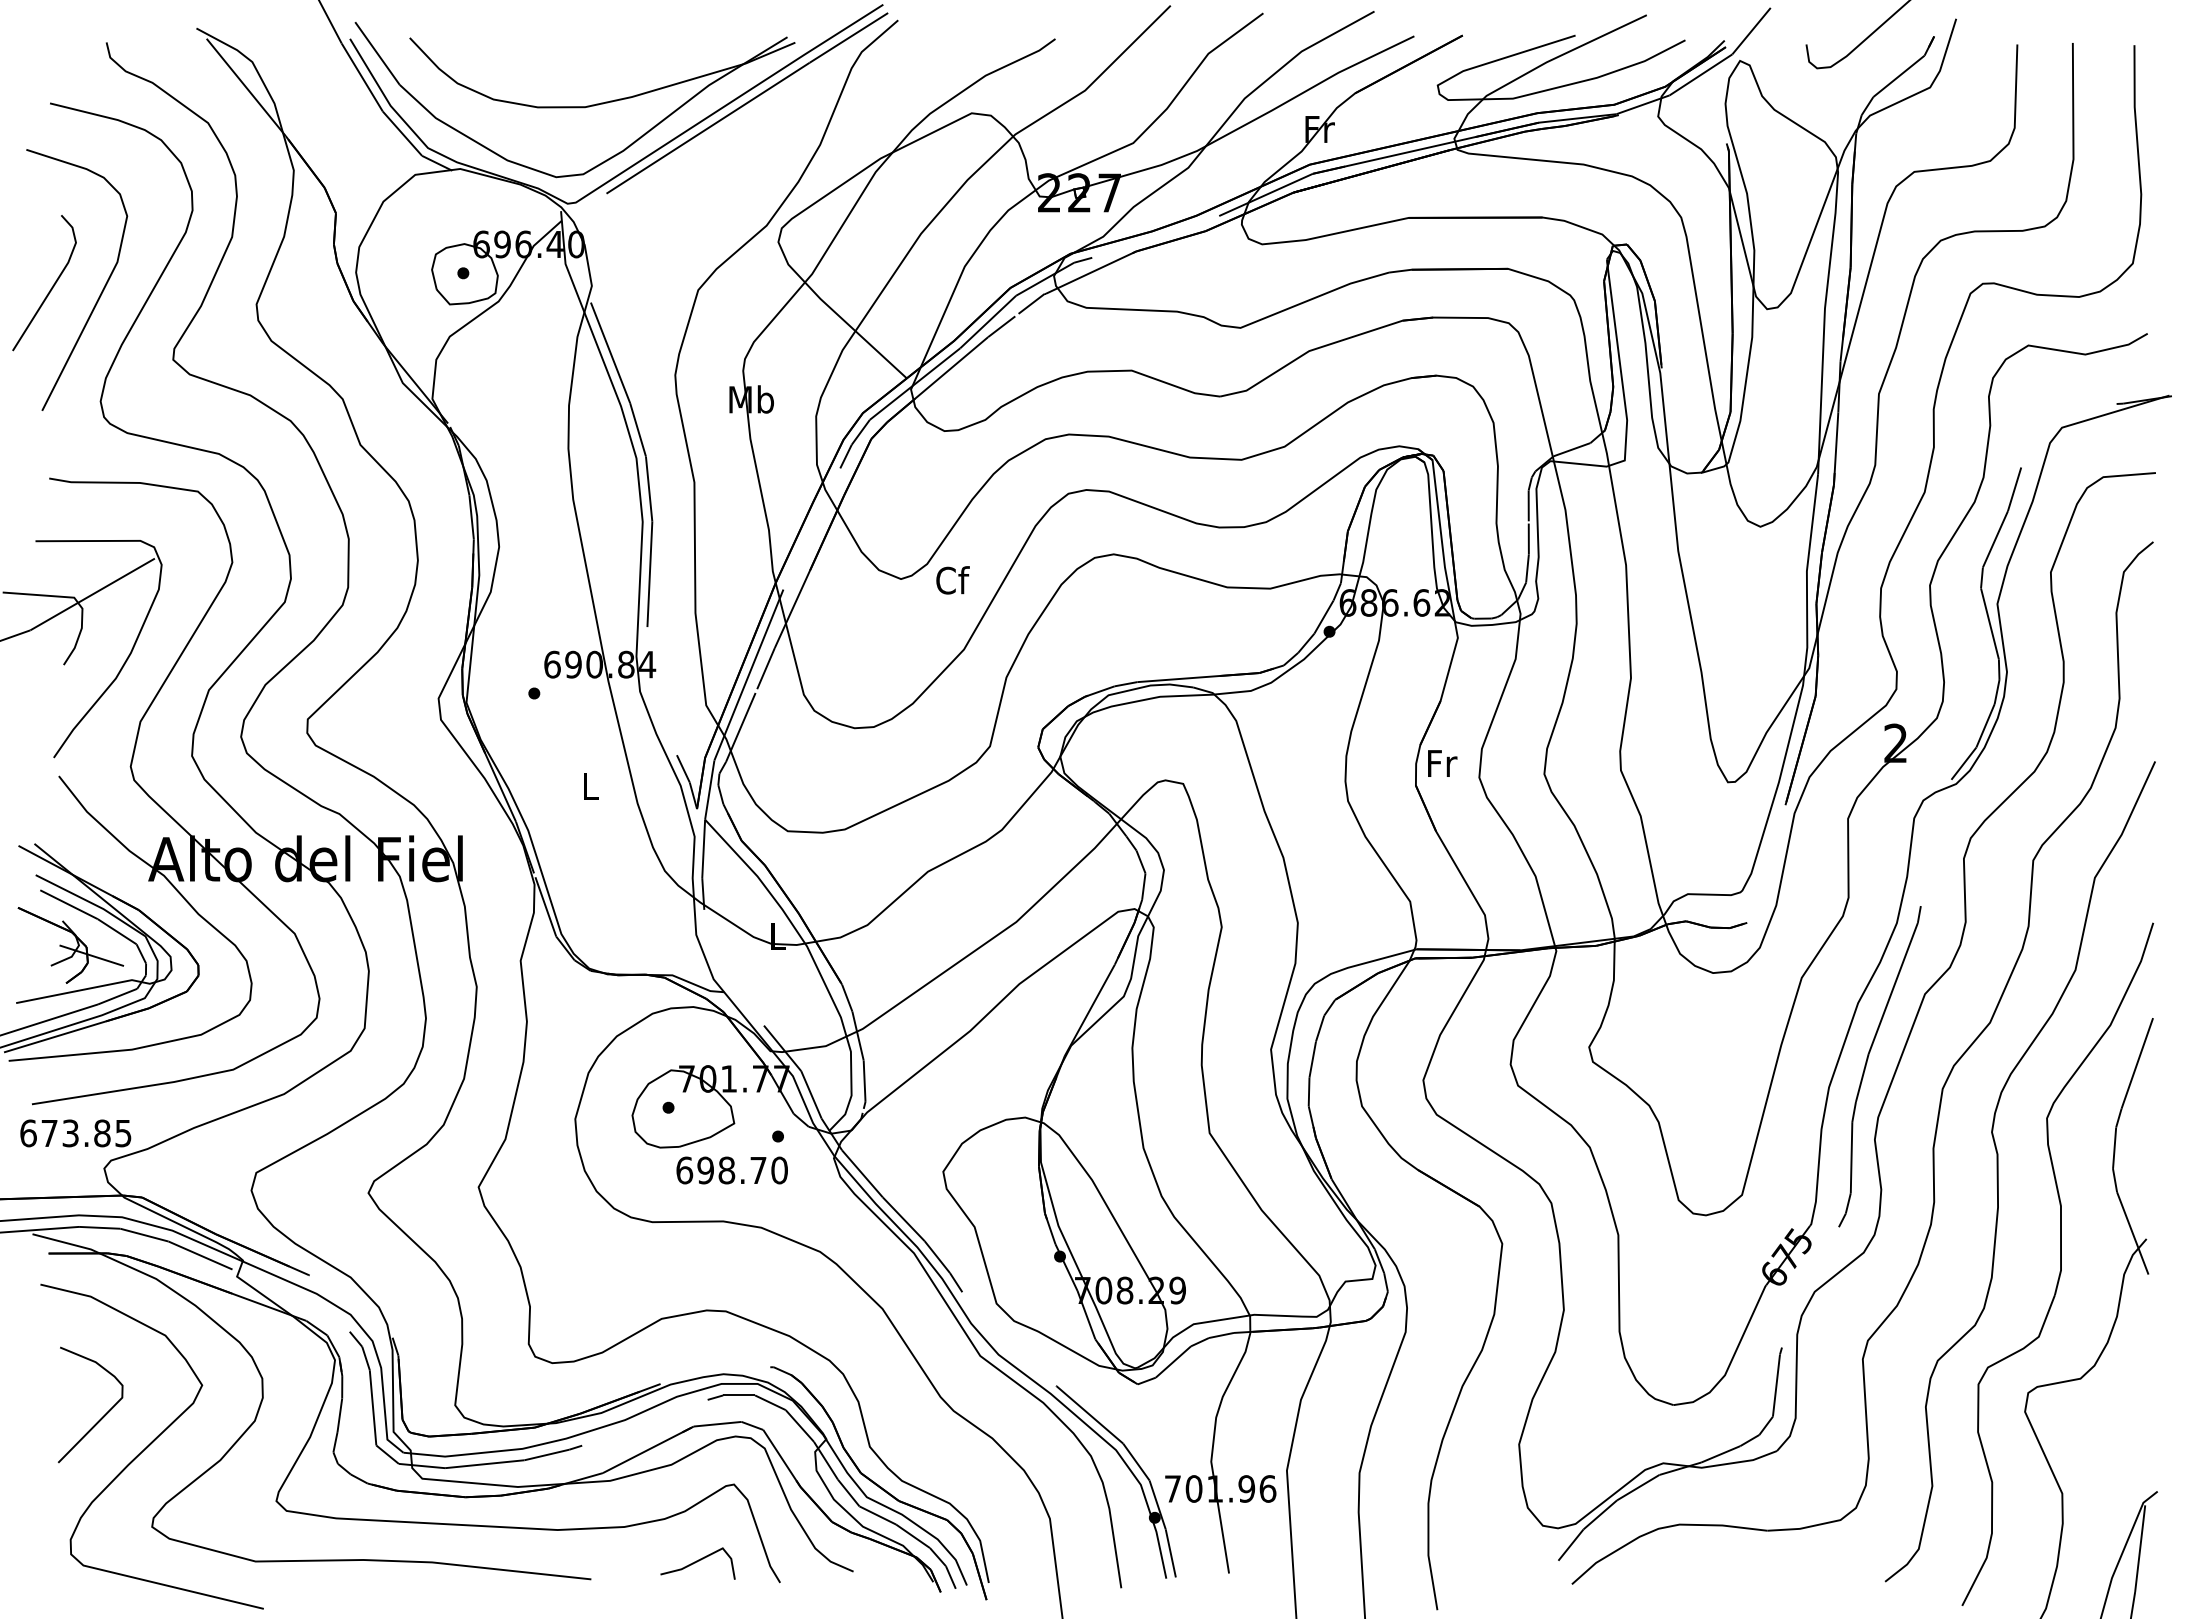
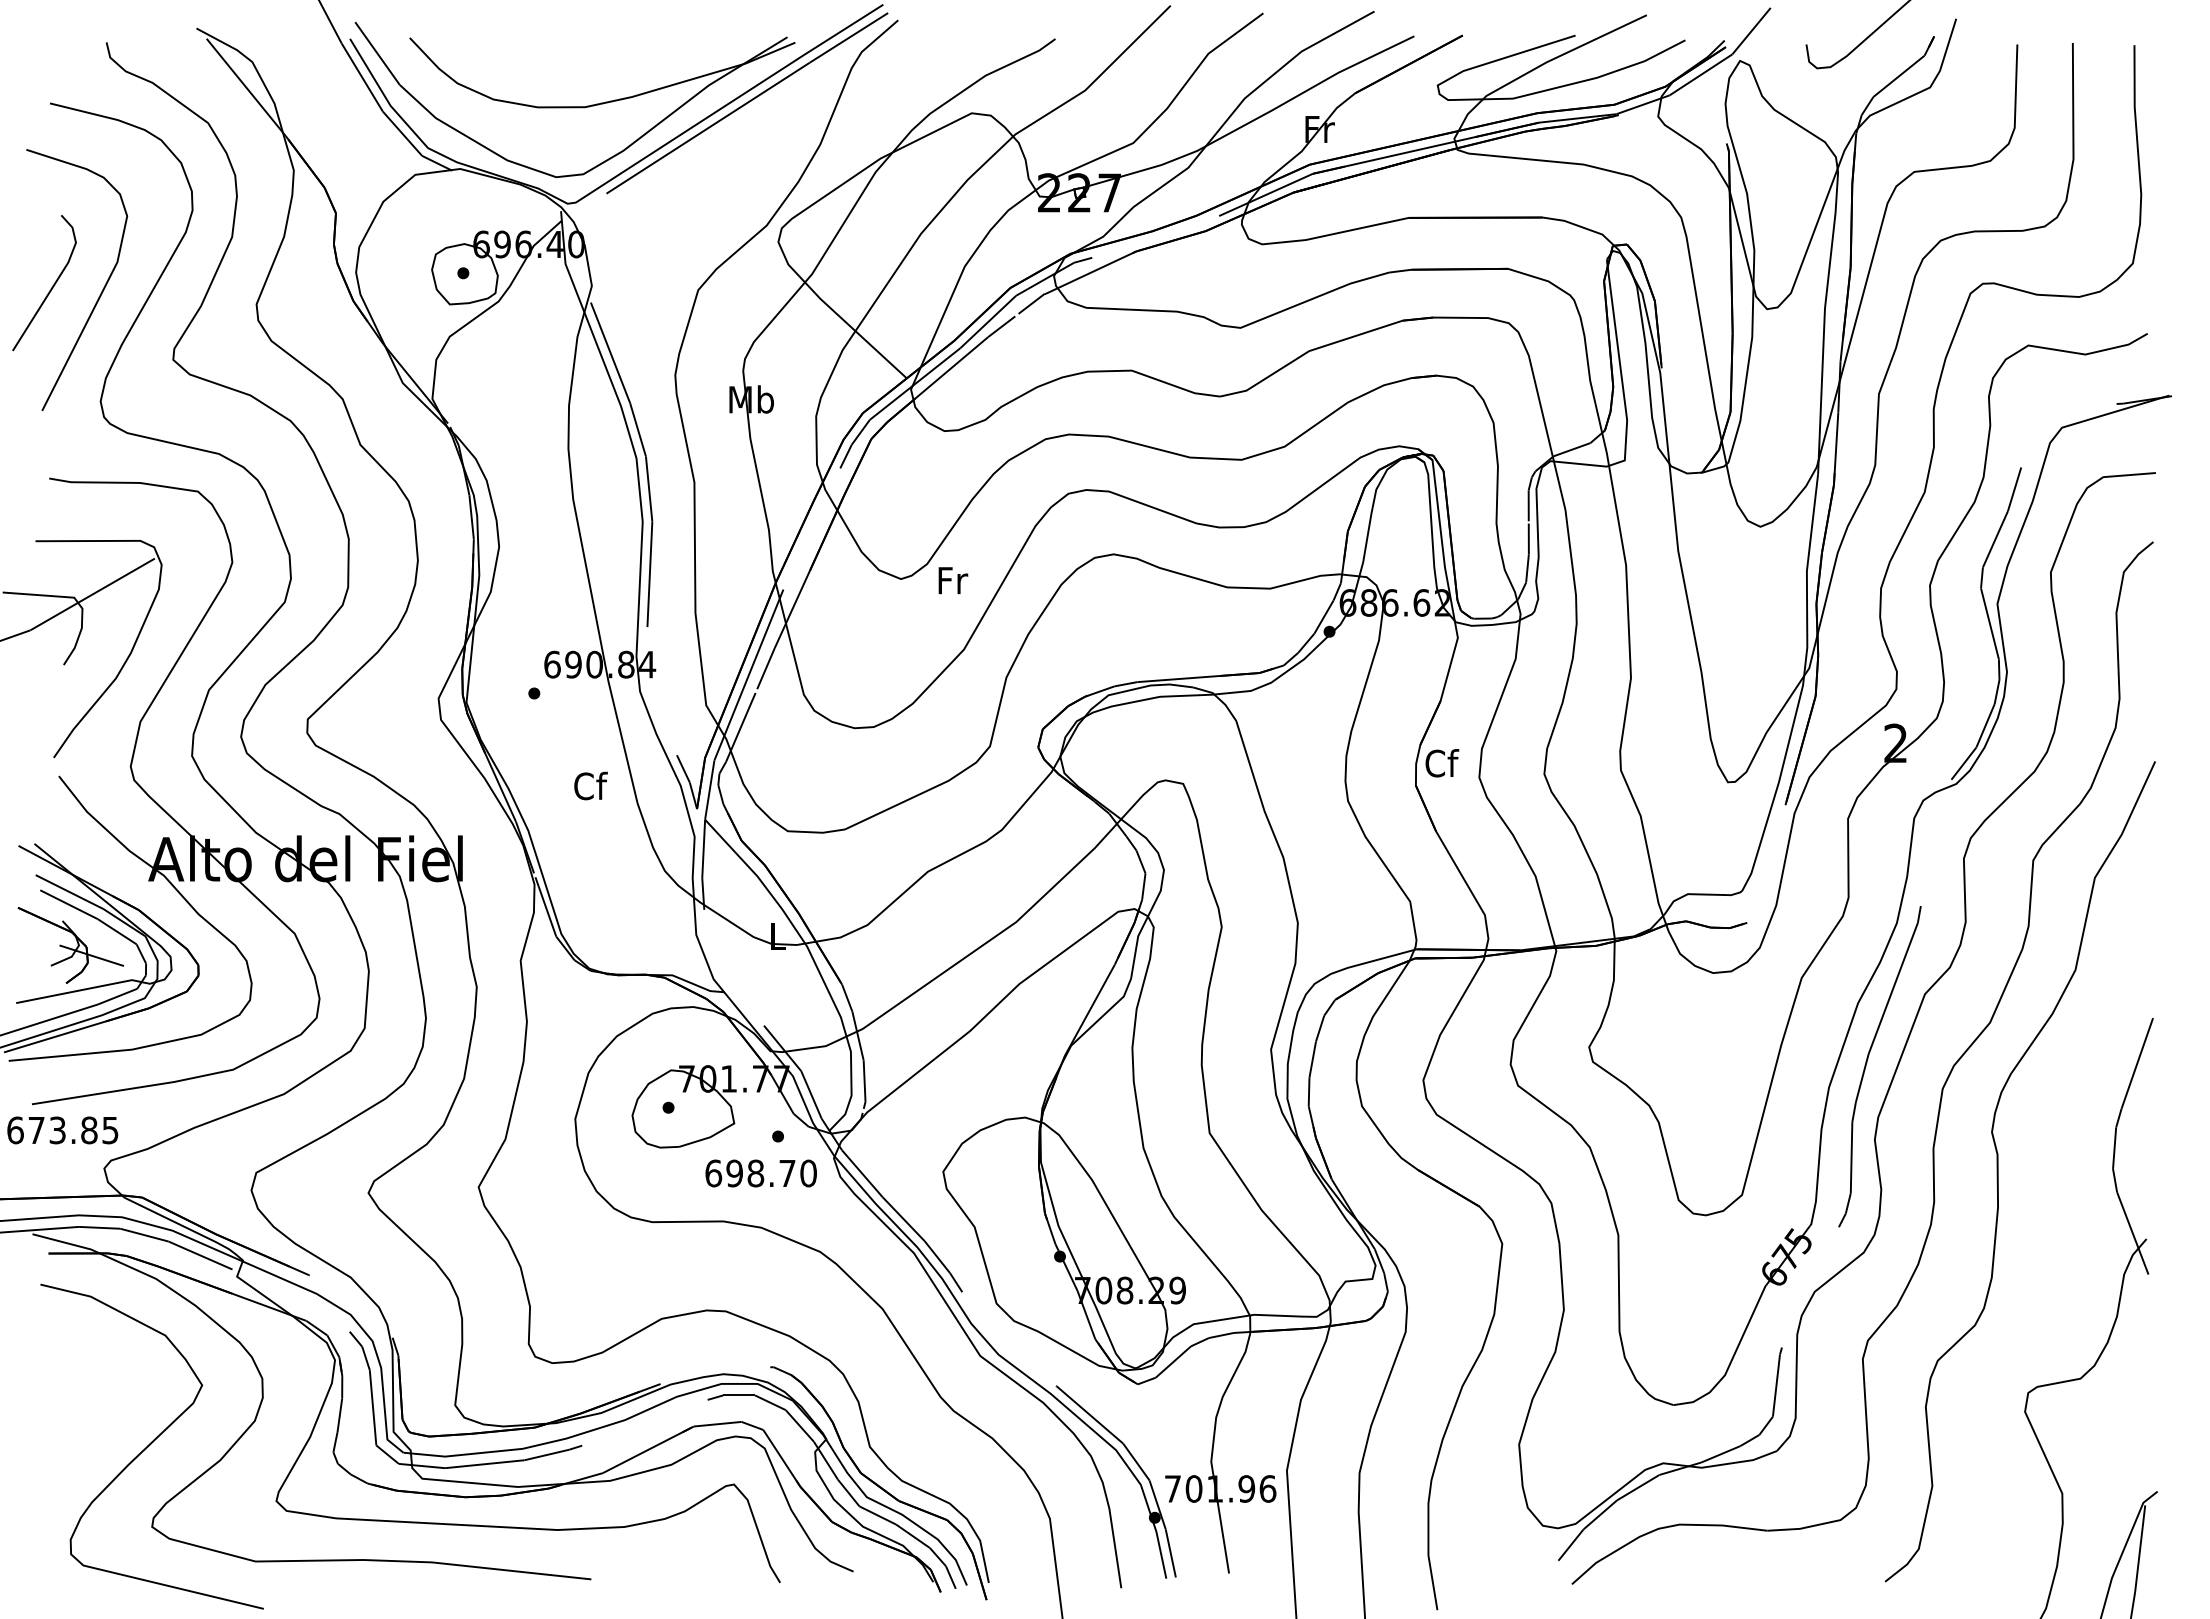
text: Cf -> Fr (952, 580)
text: Fr -> Cf (1442, 763)
text: L -> Cf (590, 785)
text position: (75, 1133) -> (62, 1130) (62, 1130)
text position: (731, 1170) -> (760, 1173) (760, 1173)
part: present -> none (2057, 1263)
curve: present -> none (102, 1416)
line: present -> none (697, 1562)
